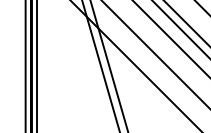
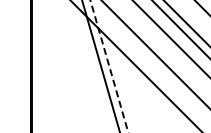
line: present -> none (25, 65)
line: present -> none (36, 65)
line: solid -> dashed (109, 66)
